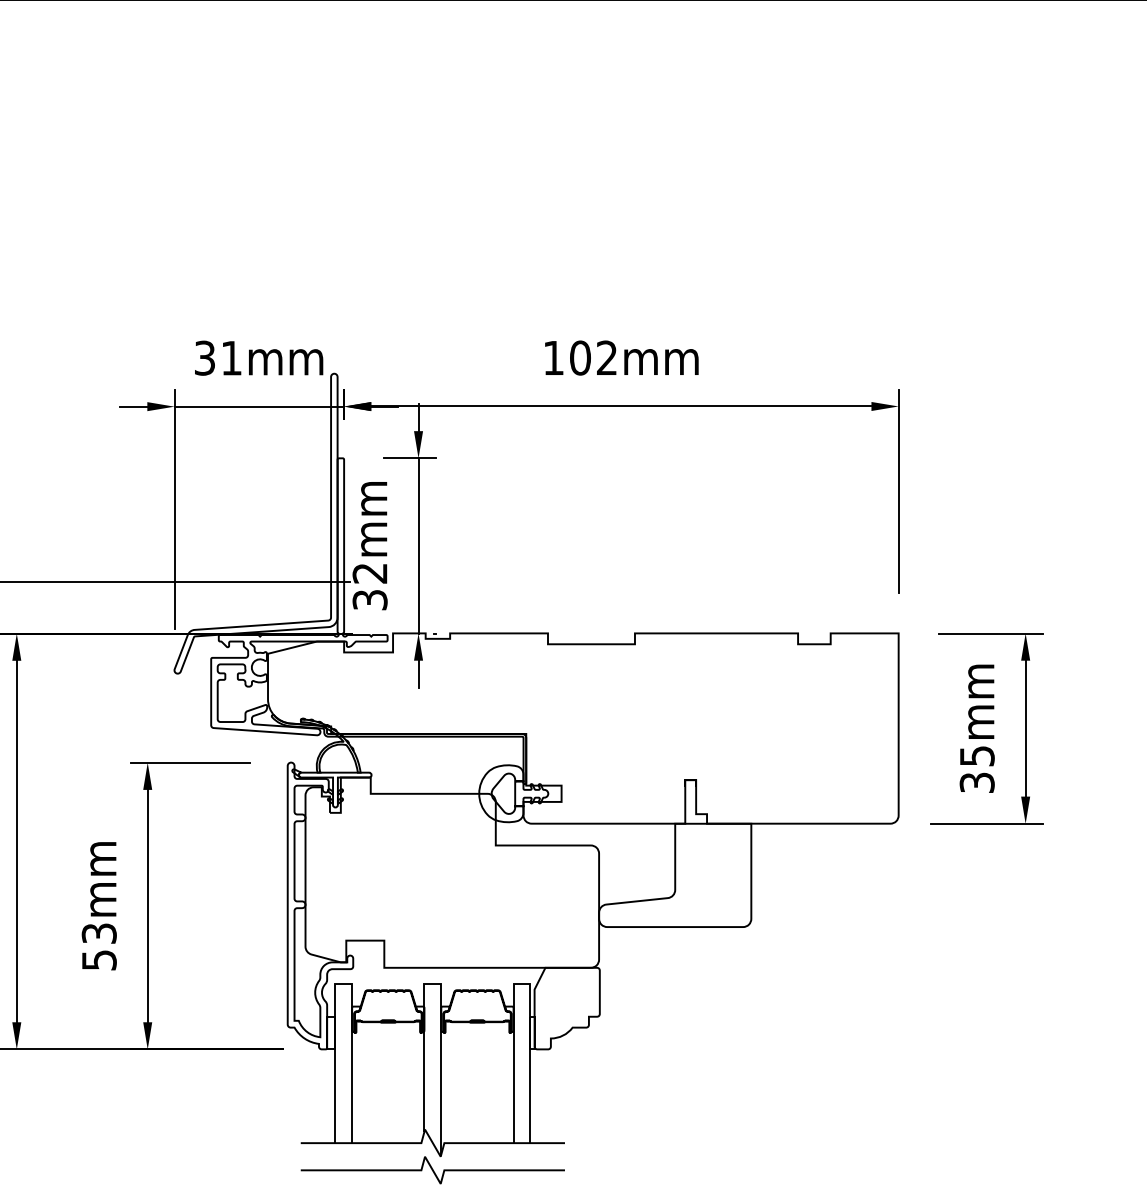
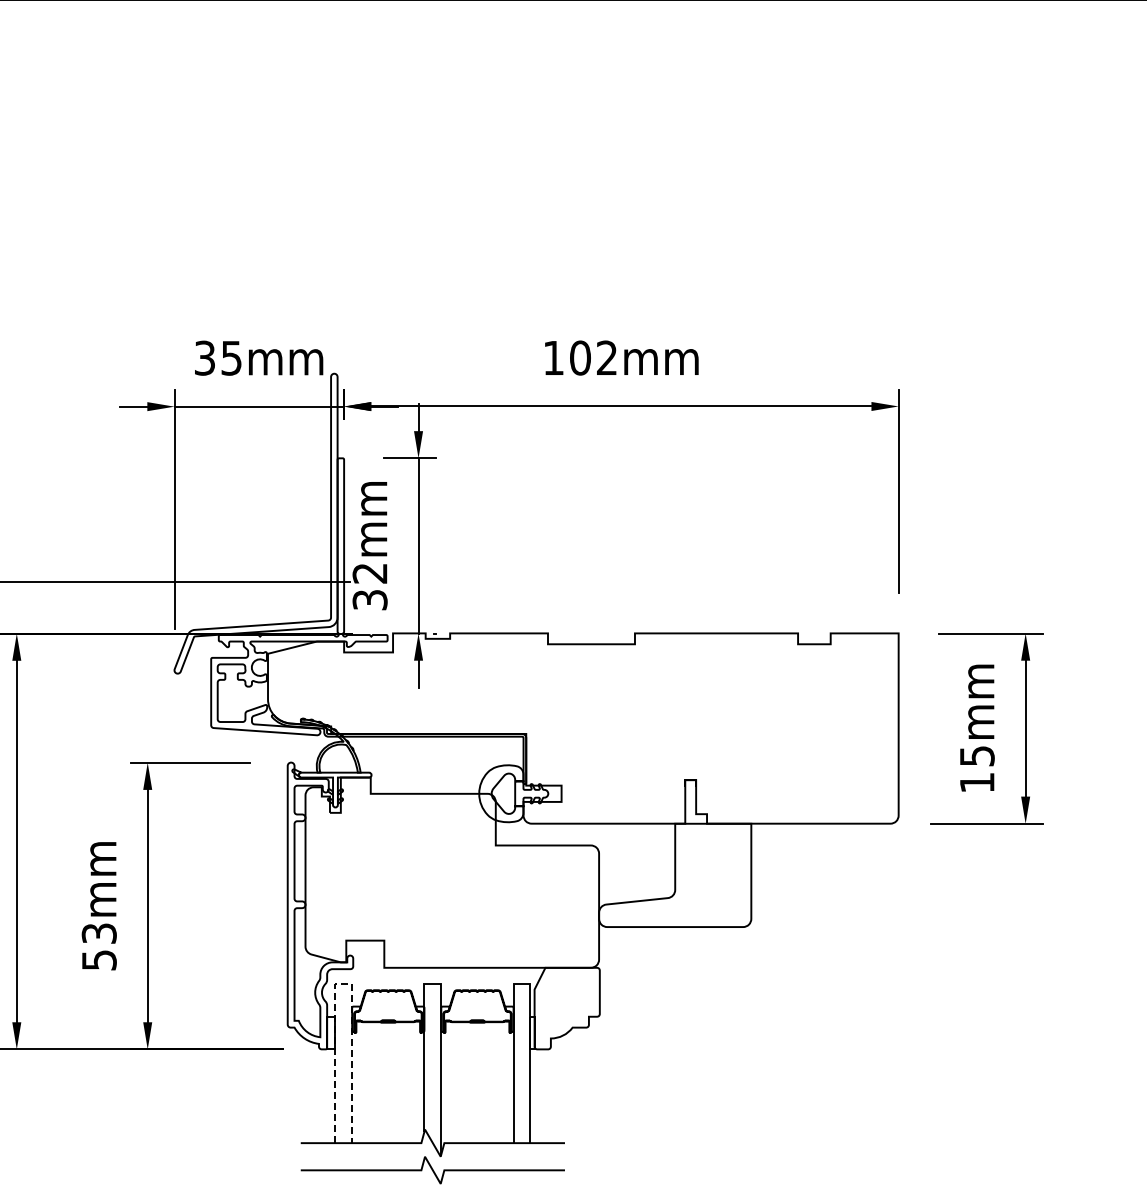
text: 31mm -> 35mm (231, 358)
text: 35mm -> 15mm (976, 782)
line: solid -> dashed (344, 984)
